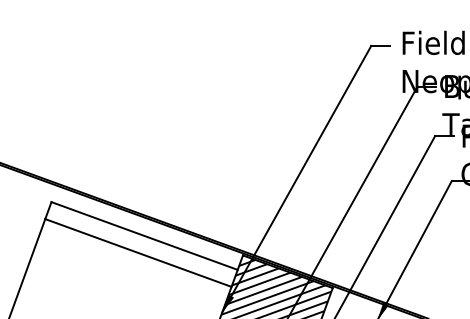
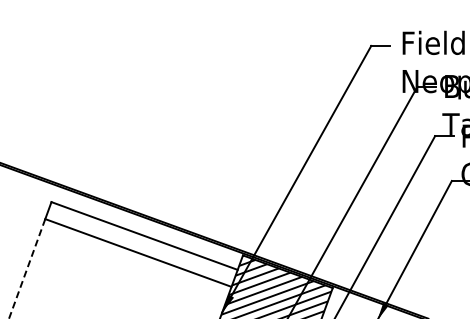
line: solid -> dashed (27, 268)
